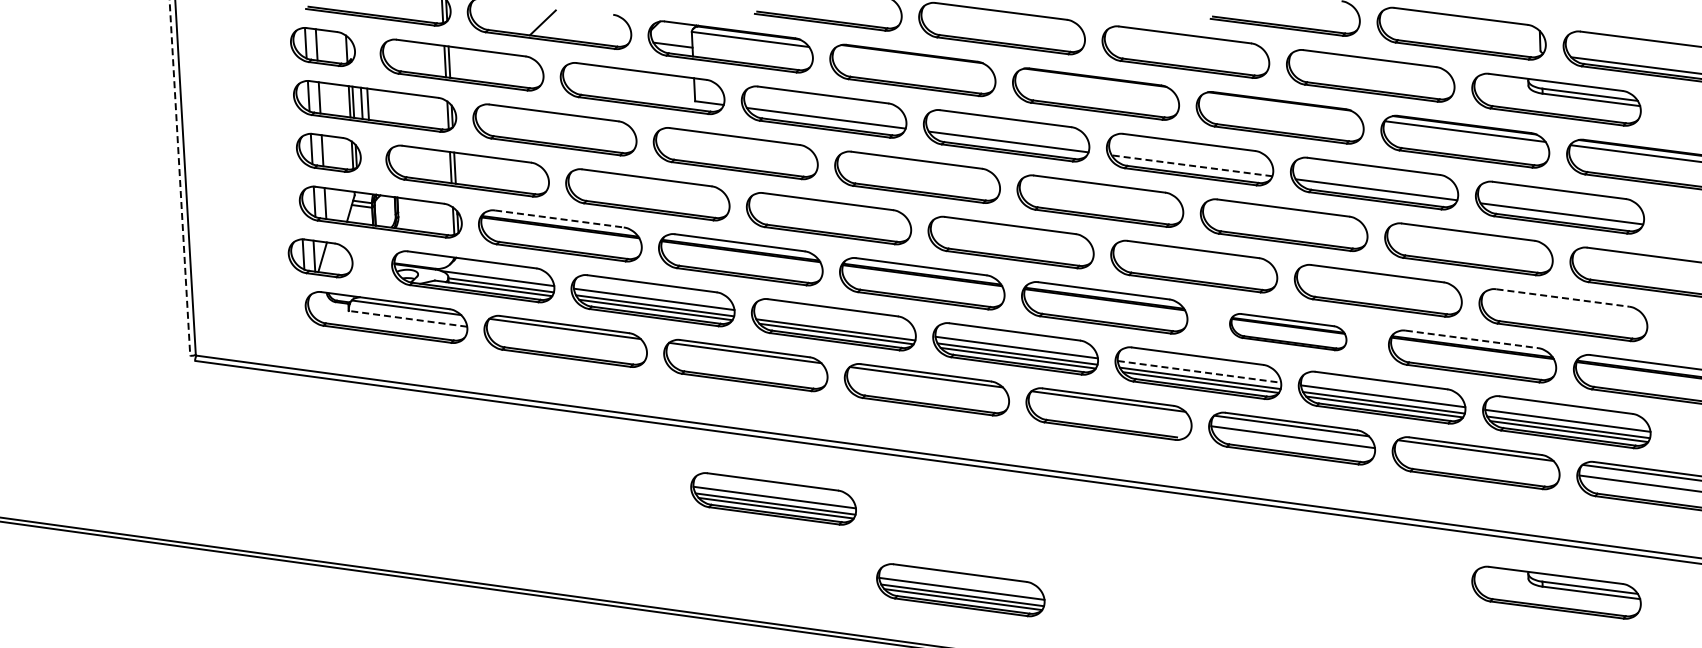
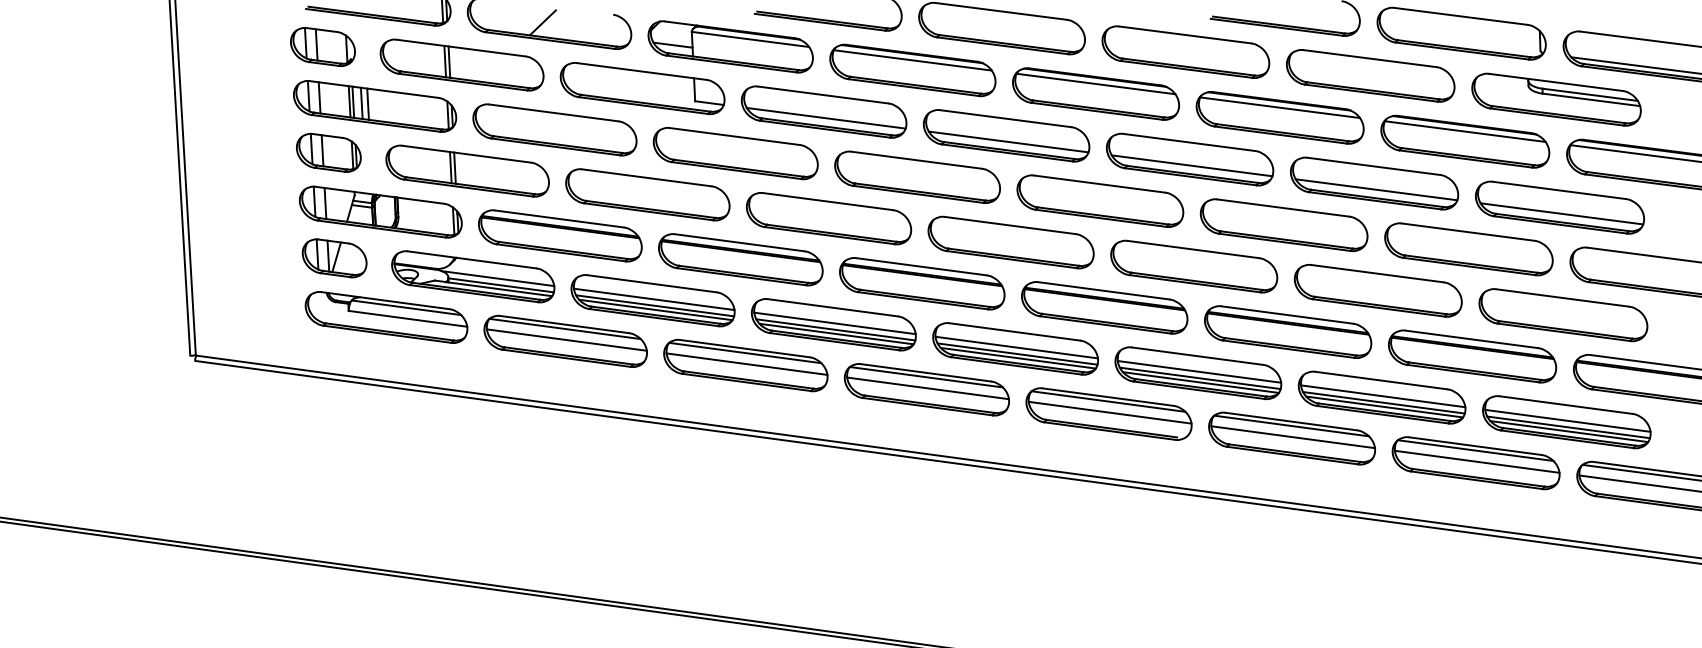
line: none -> present (912, 60)
line: none -> present (1095, 83)
line: none -> present (1279, 107)
line: dashed -> solid (1192, 165)
line: dashed -> solid (179, 178)
line: dashed -> solid (559, 218)
part position: (320, 258) -> (334, 258) (334, 258)
line: dashed -> solid (1562, 297)
line: dashed -> solid (408, 318)
line: none -> present (834, 323)
part size: 119x39 px -> 169x54 px (1288, 331)
line: none -> present (566, 339)
line: dashed -> solid (1471, 339)
line: none -> present (746, 363)
line: dashed -> solid (1199, 371)
line: none -> present (927, 388)
line: none -> present (1109, 412)
line: none -> present (1476, 461)
part: present -> none (773, 498)
part: present -> none (960, 590)
part: present -> none (1556, 592)
